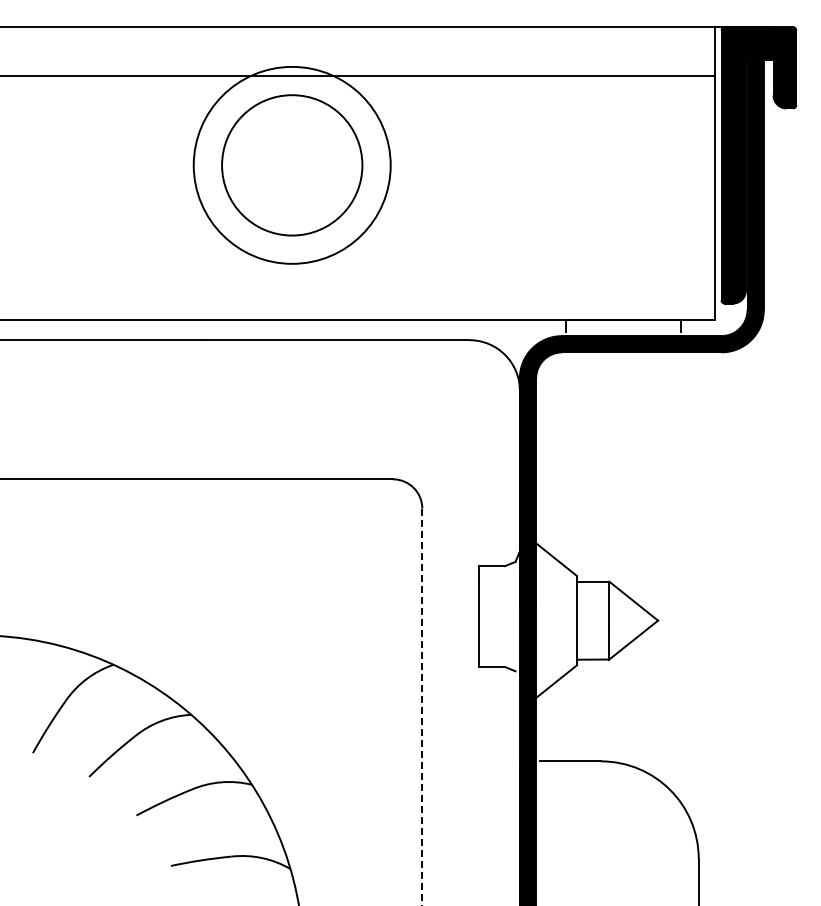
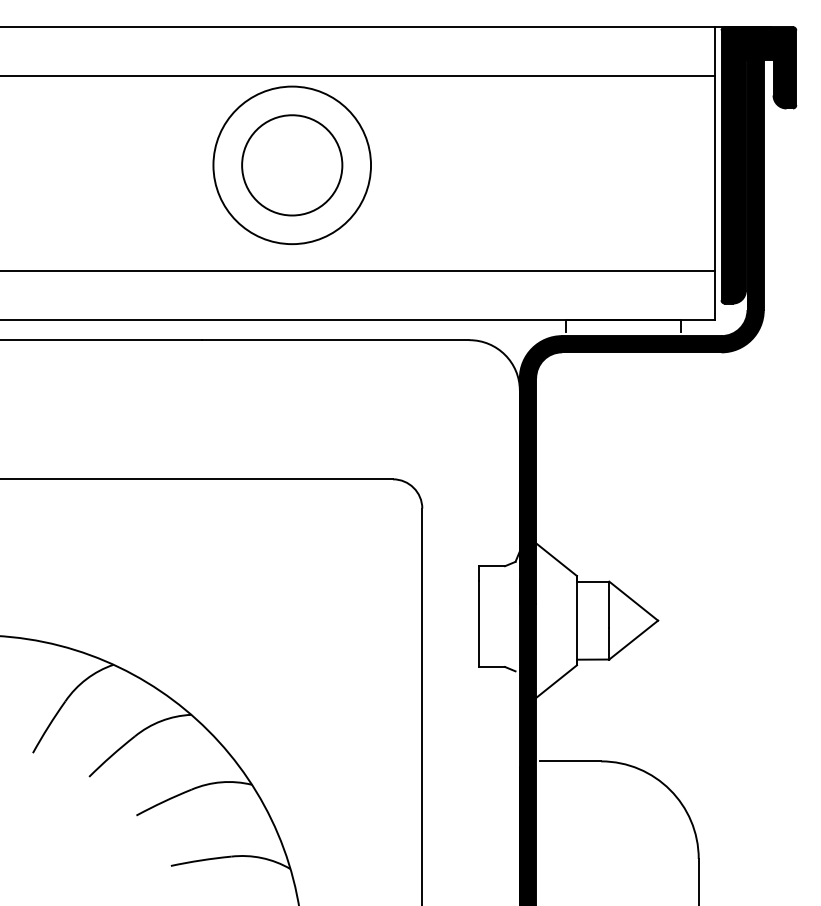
circle diameter: 197 px -> 158 px (292, 165)
circle diameter: 140 px -> 100 px (292, 165)
line: none -> present (358, 271)
line: dashed -> solid (422, 707)
